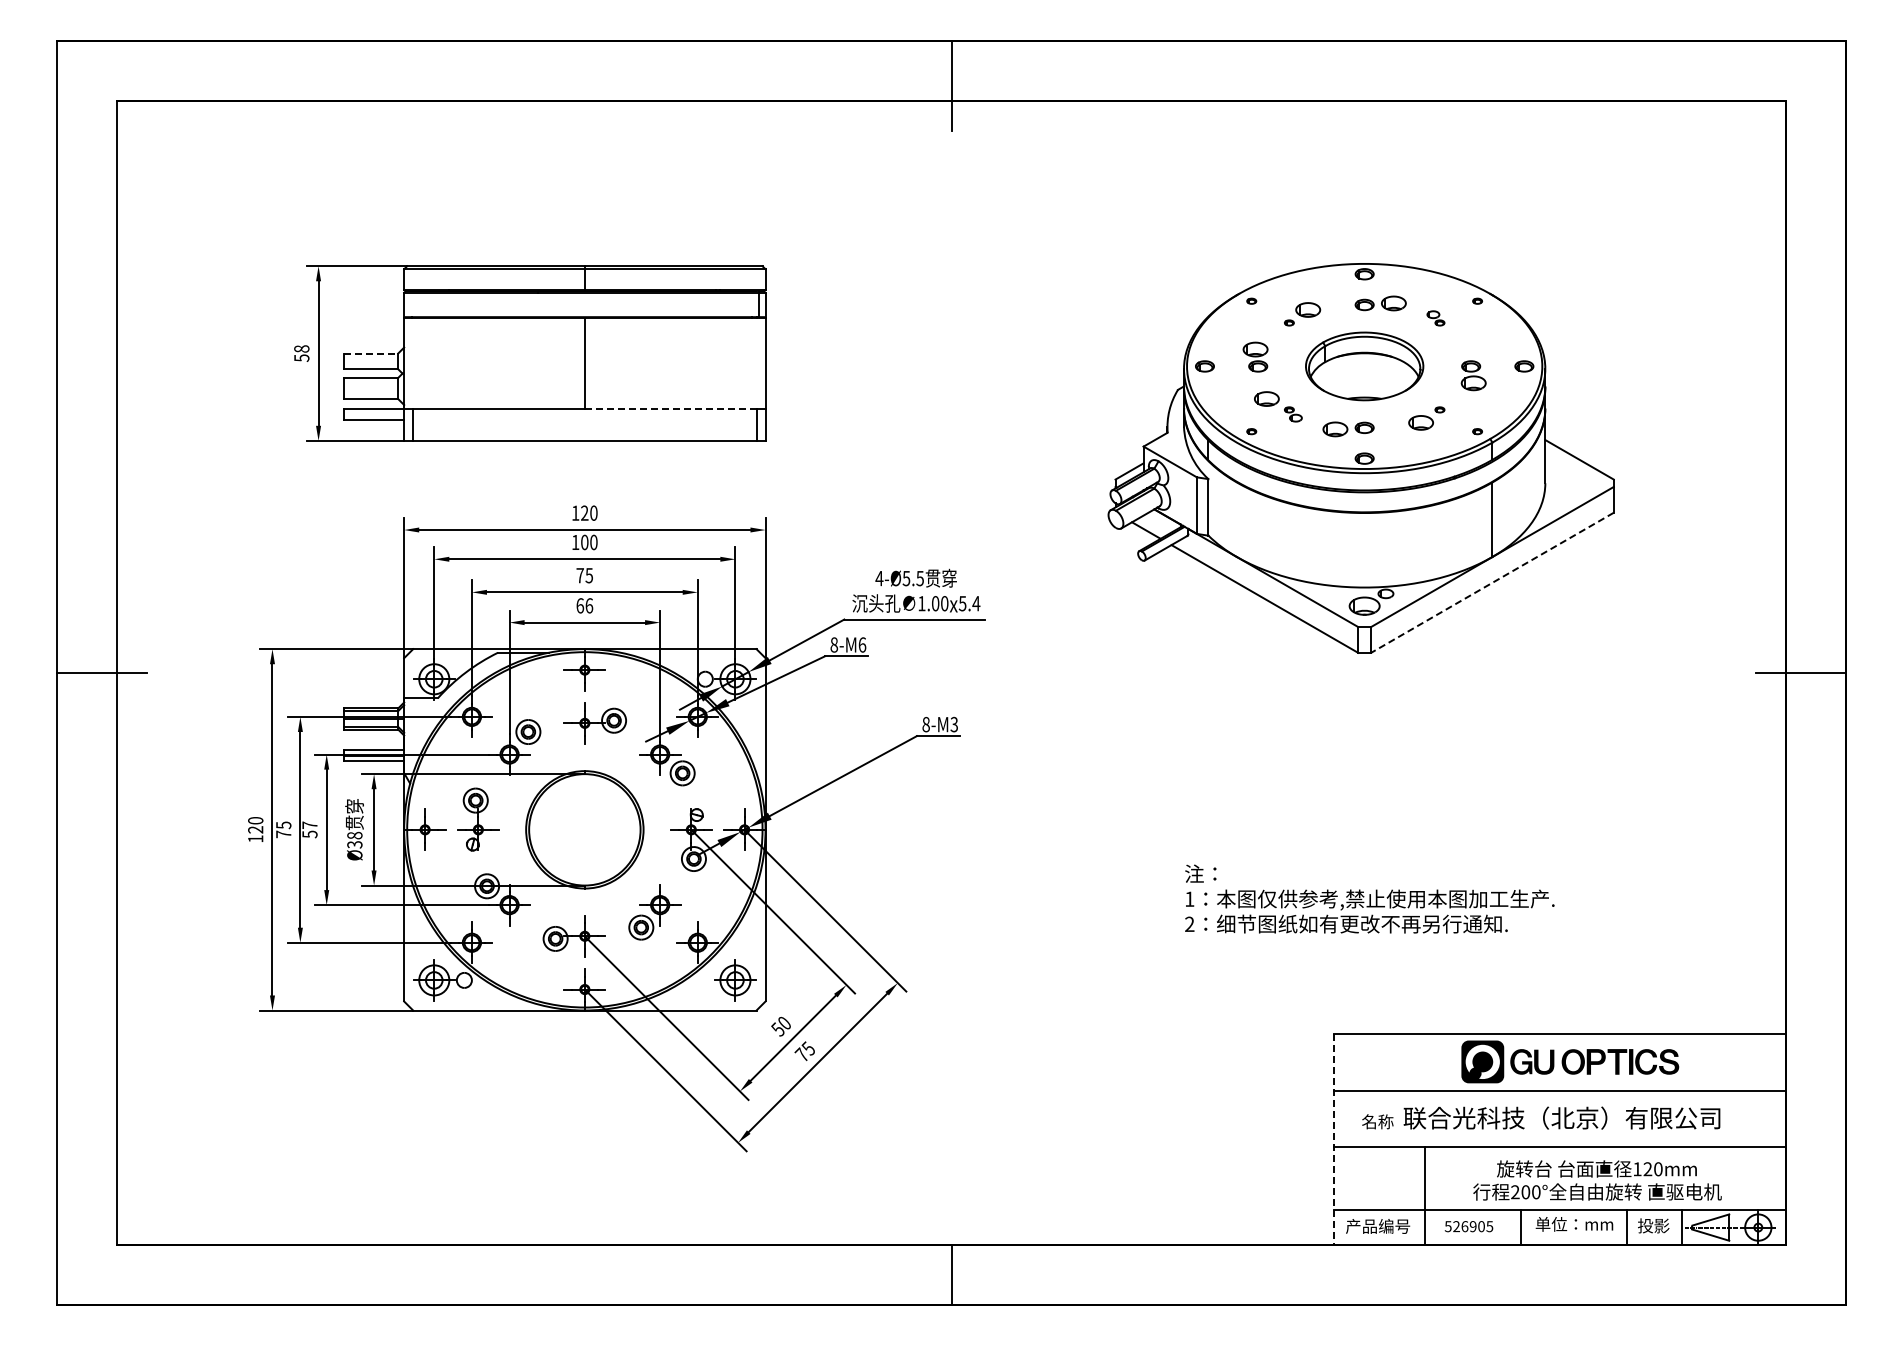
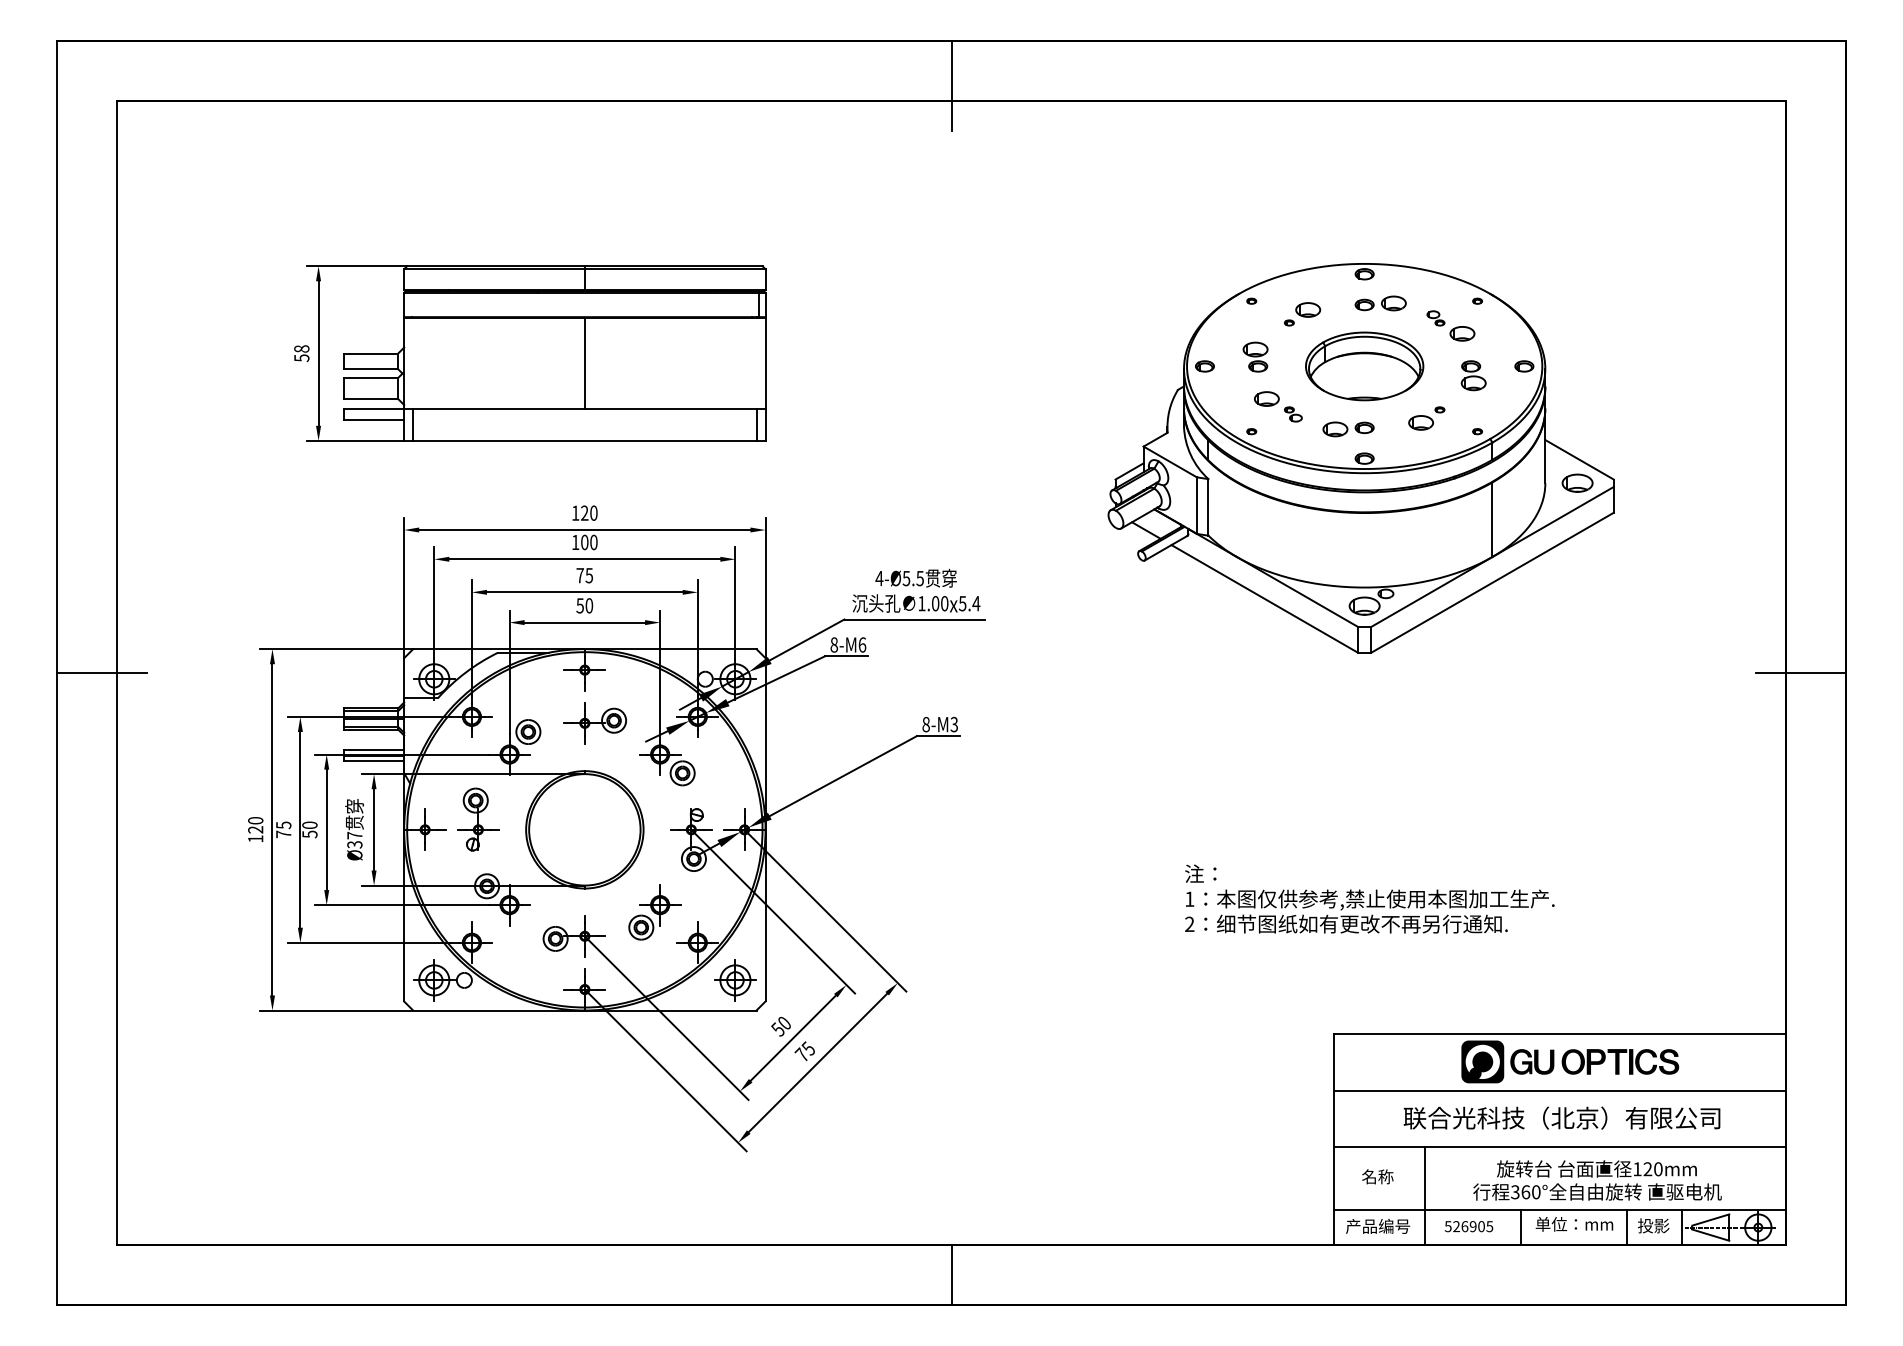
part: none -> present (1462, 333)
line: dashed -> solid (371, 353)
line: dashed -> solid (670, 409)
part: none -> present (1577, 482)
line: dashed -> solid (1492, 583)
text: 66 -> 50 (584, 605)
text: 57 -> 50 (309, 824)
text: Ø38 -> Ø37 (354, 835)
text position: (1377, 1121) -> (1377, 1176) (1377, 1176)
line: dashed -> solid (1333, 1140)
text: 200° -> 360° (1520, 1192)
